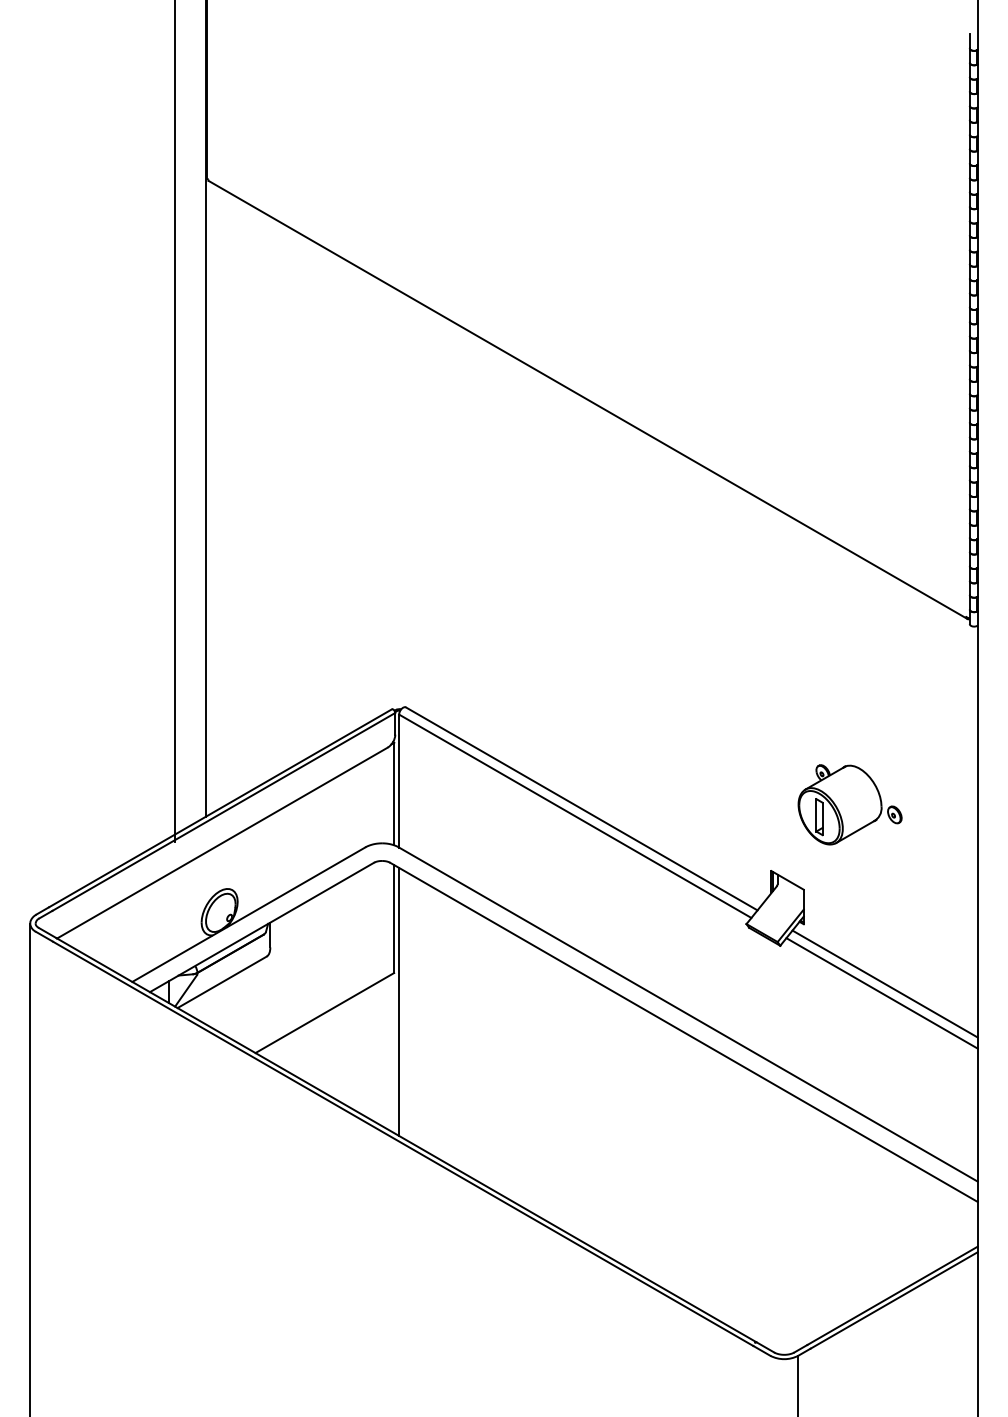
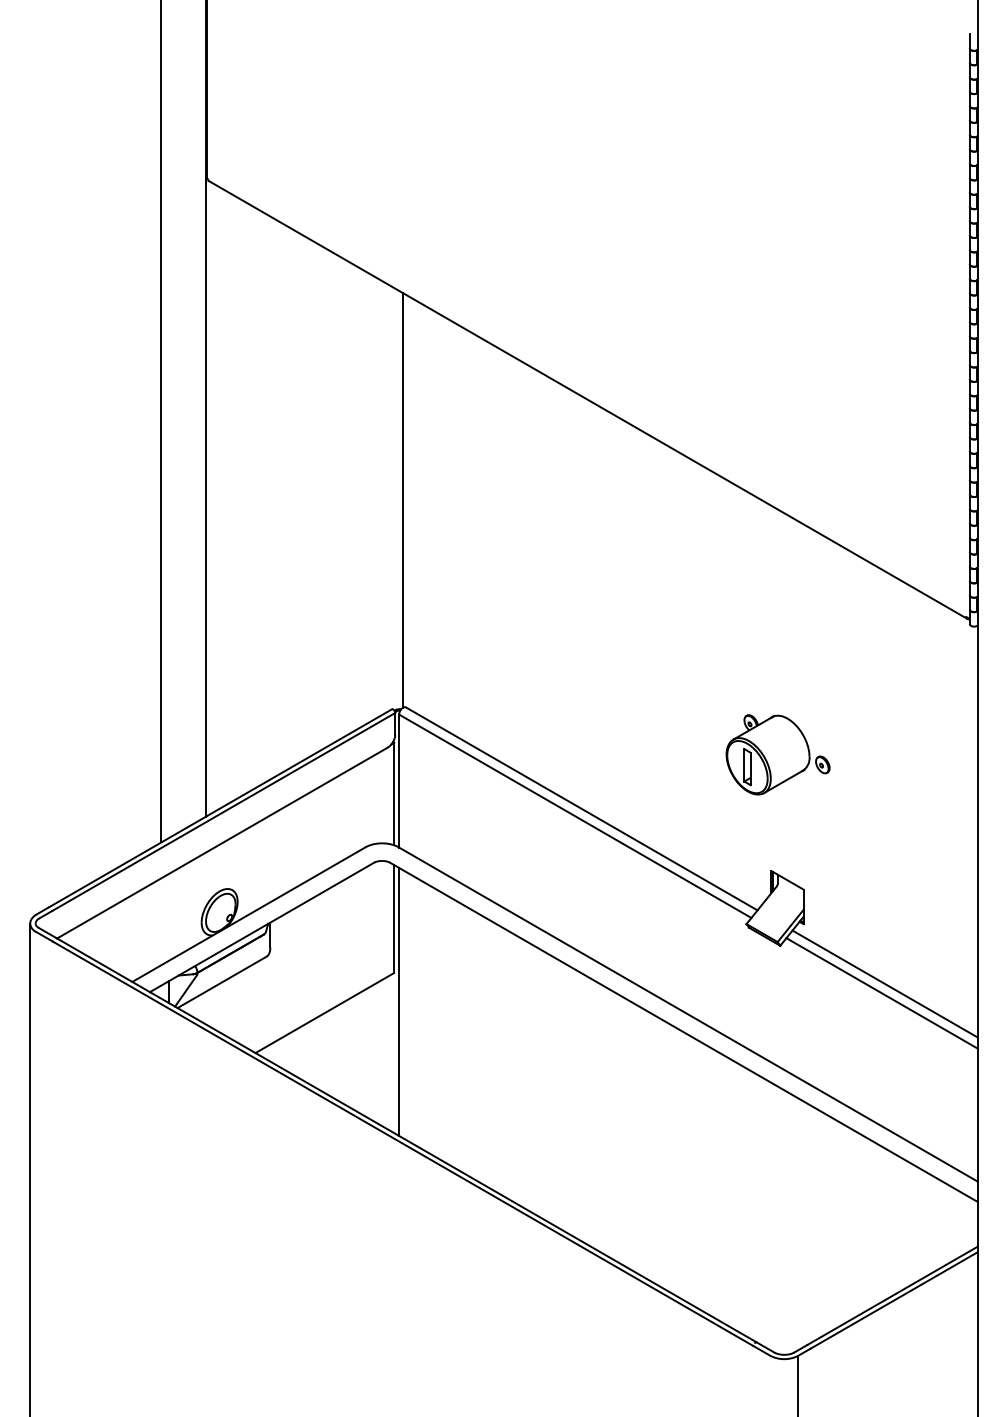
line position: (175, 422) -> (161, 422) (161, 422)
line: none -> present (402, 499)
part position: (849, 804) -> (777, 754) (777, 754)
